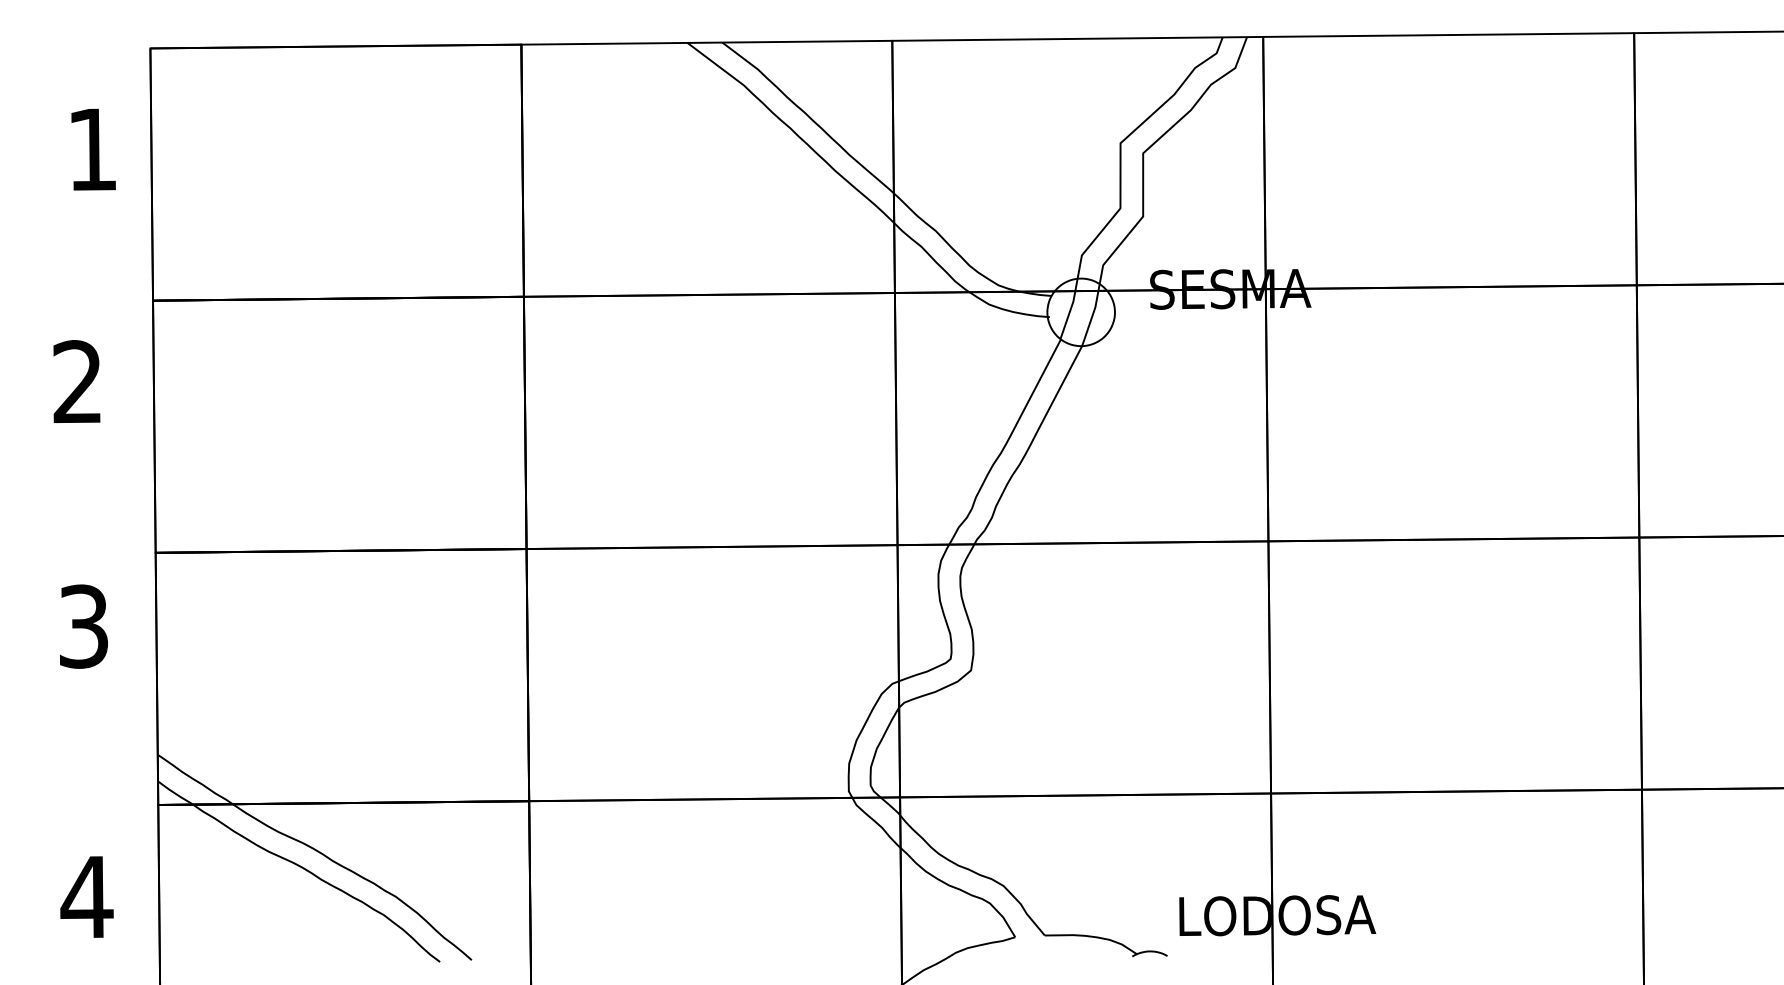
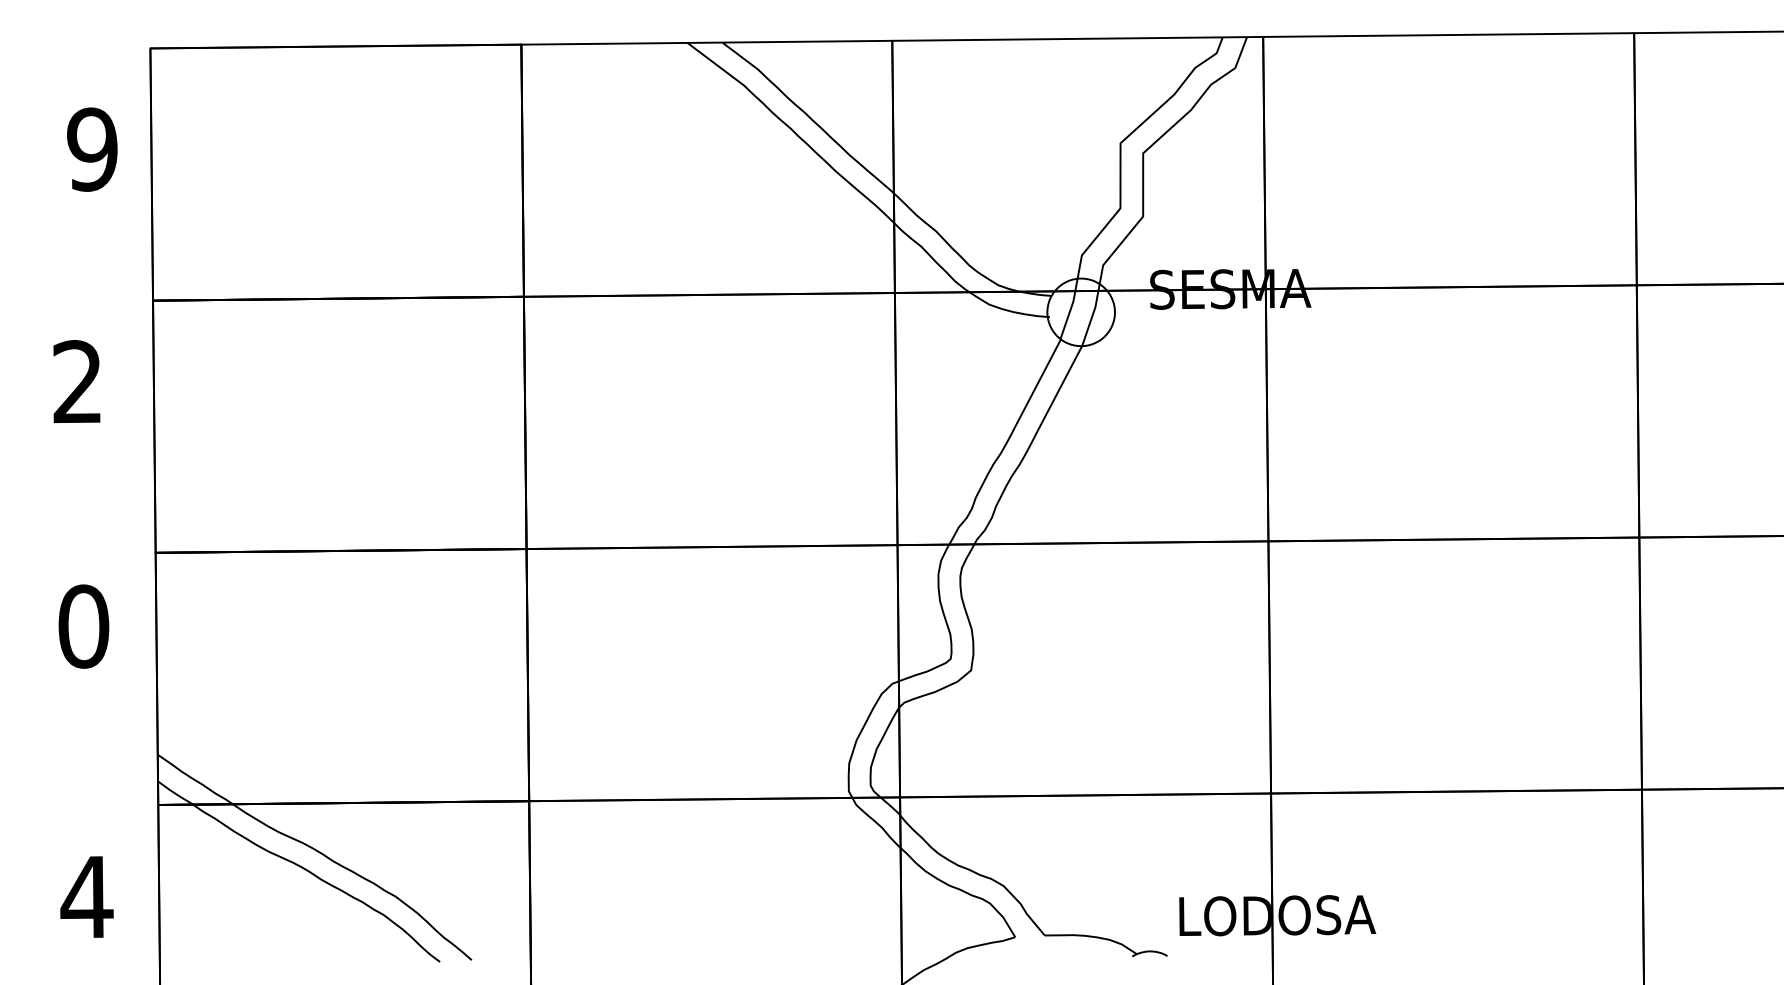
text: 1 -> 9 (92, 149)
text: 3 -> 0 (83, 626)
